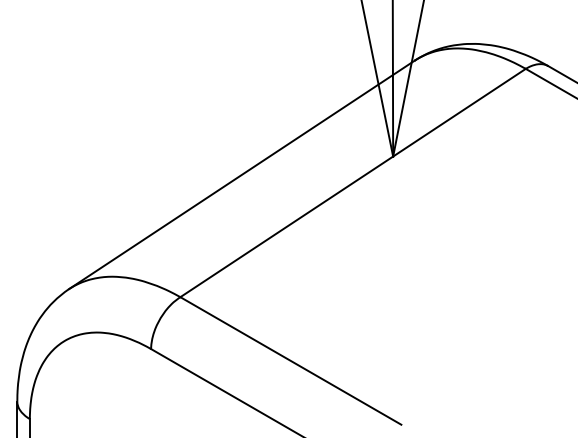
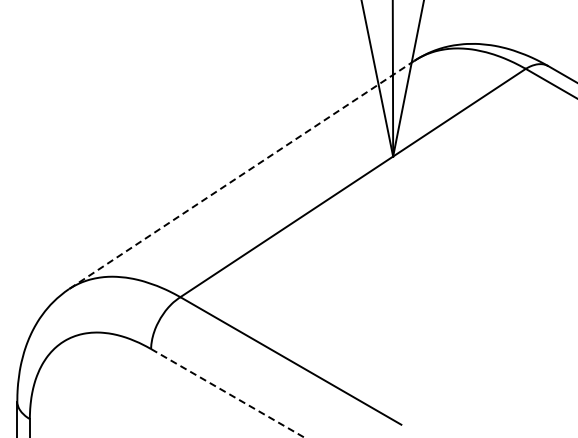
line: solid -> dashed (241, 175)
line: solid -> dashed (227, 393)
